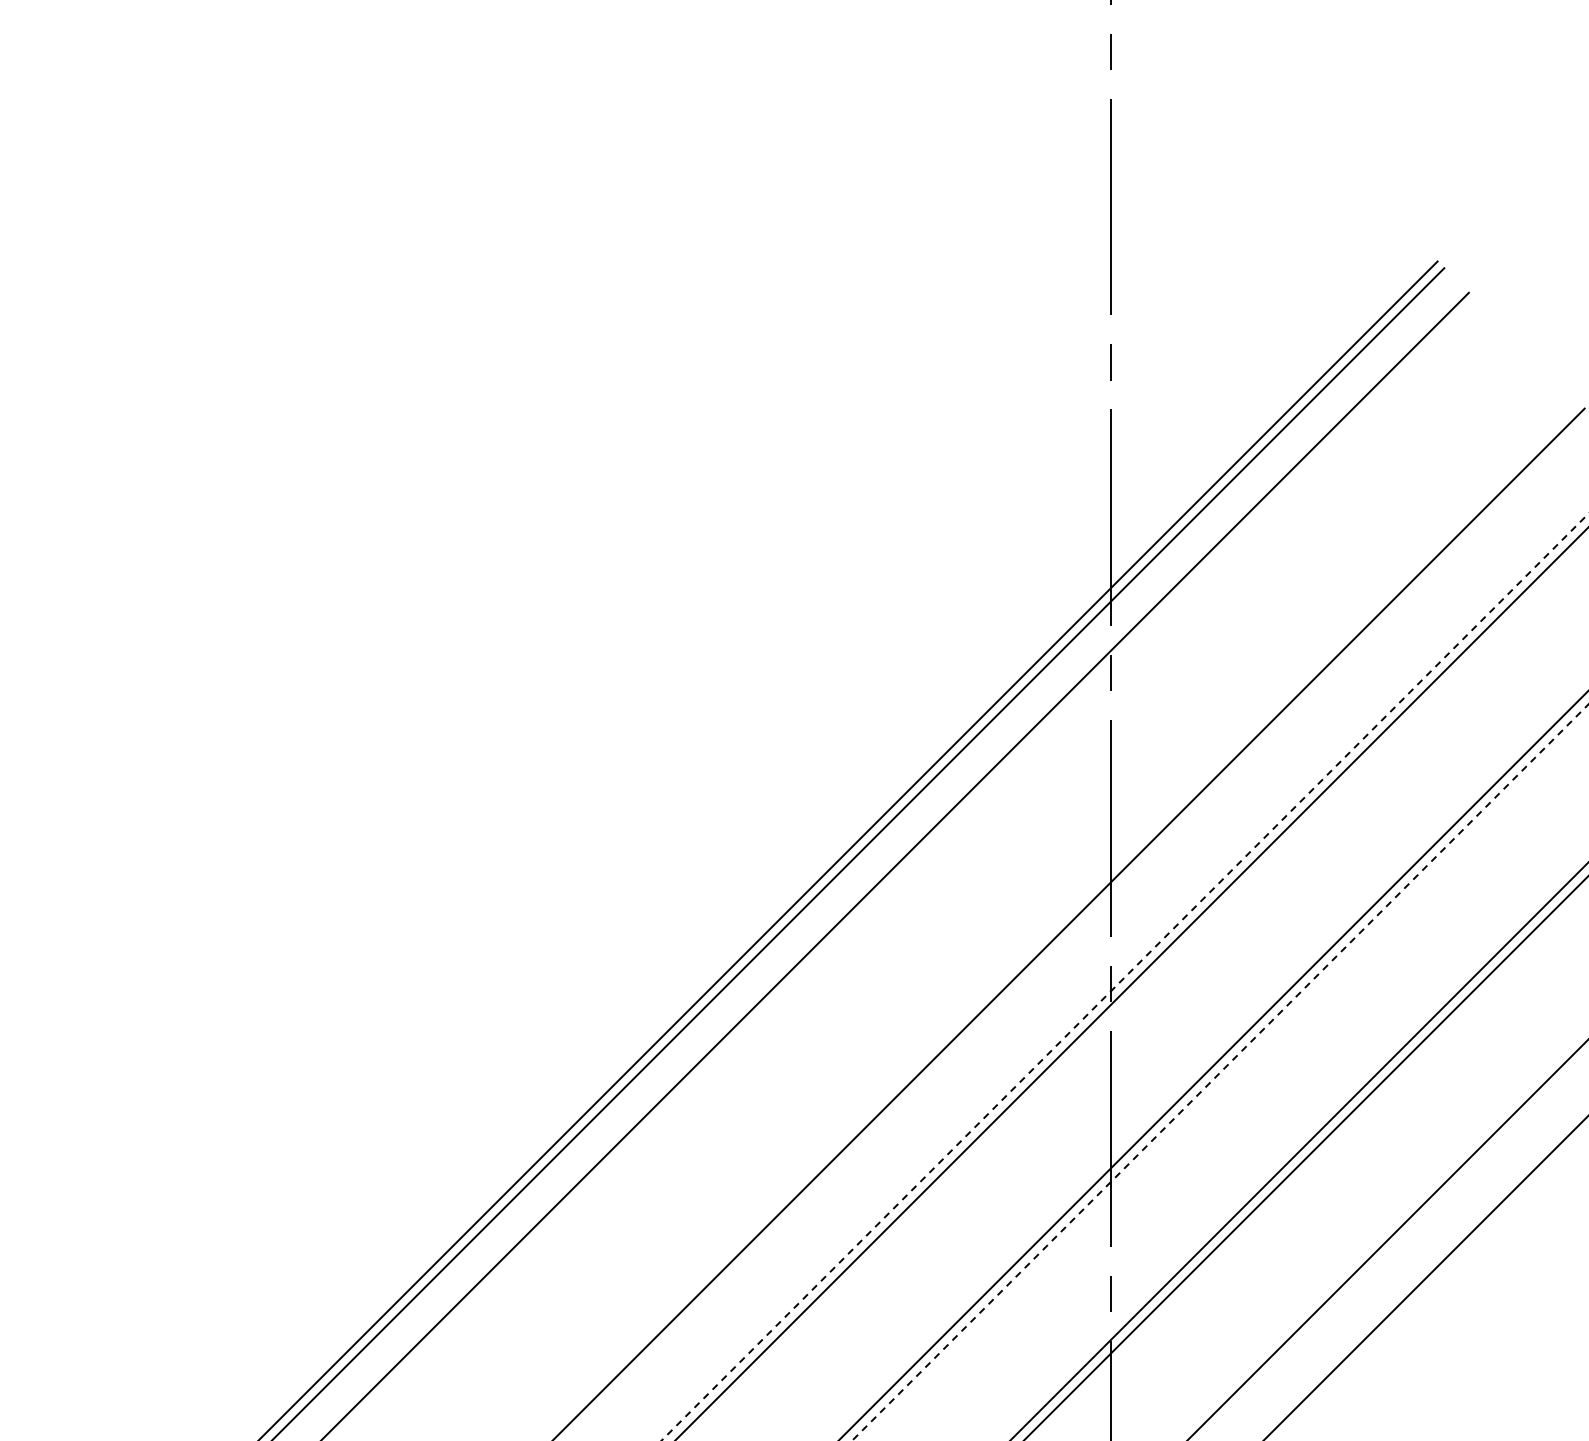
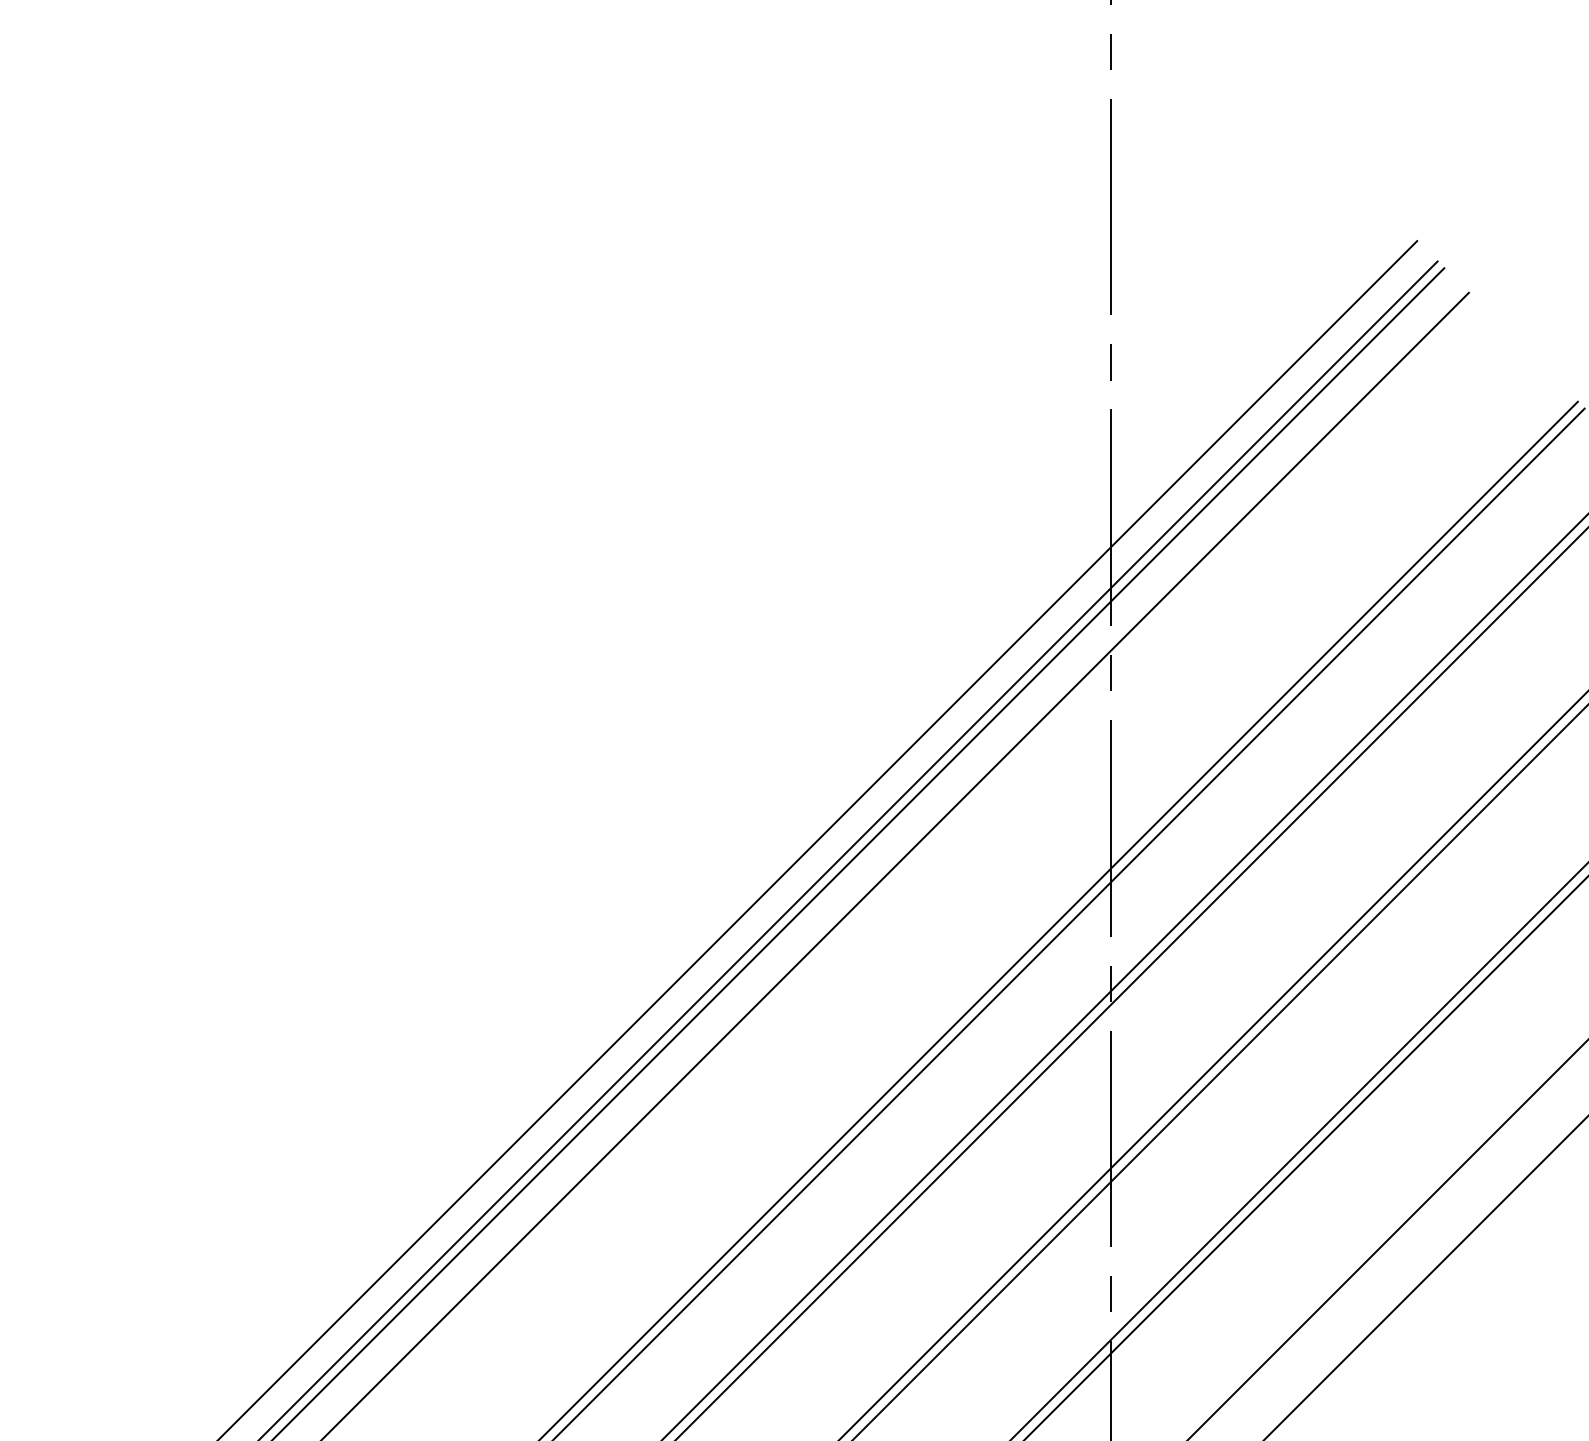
line: none -> present (818, 839)
line: none -> present (1059, 919)
line: dashed -> solid (1125, 977)
line: dashed -> solid (1220, 1072)
